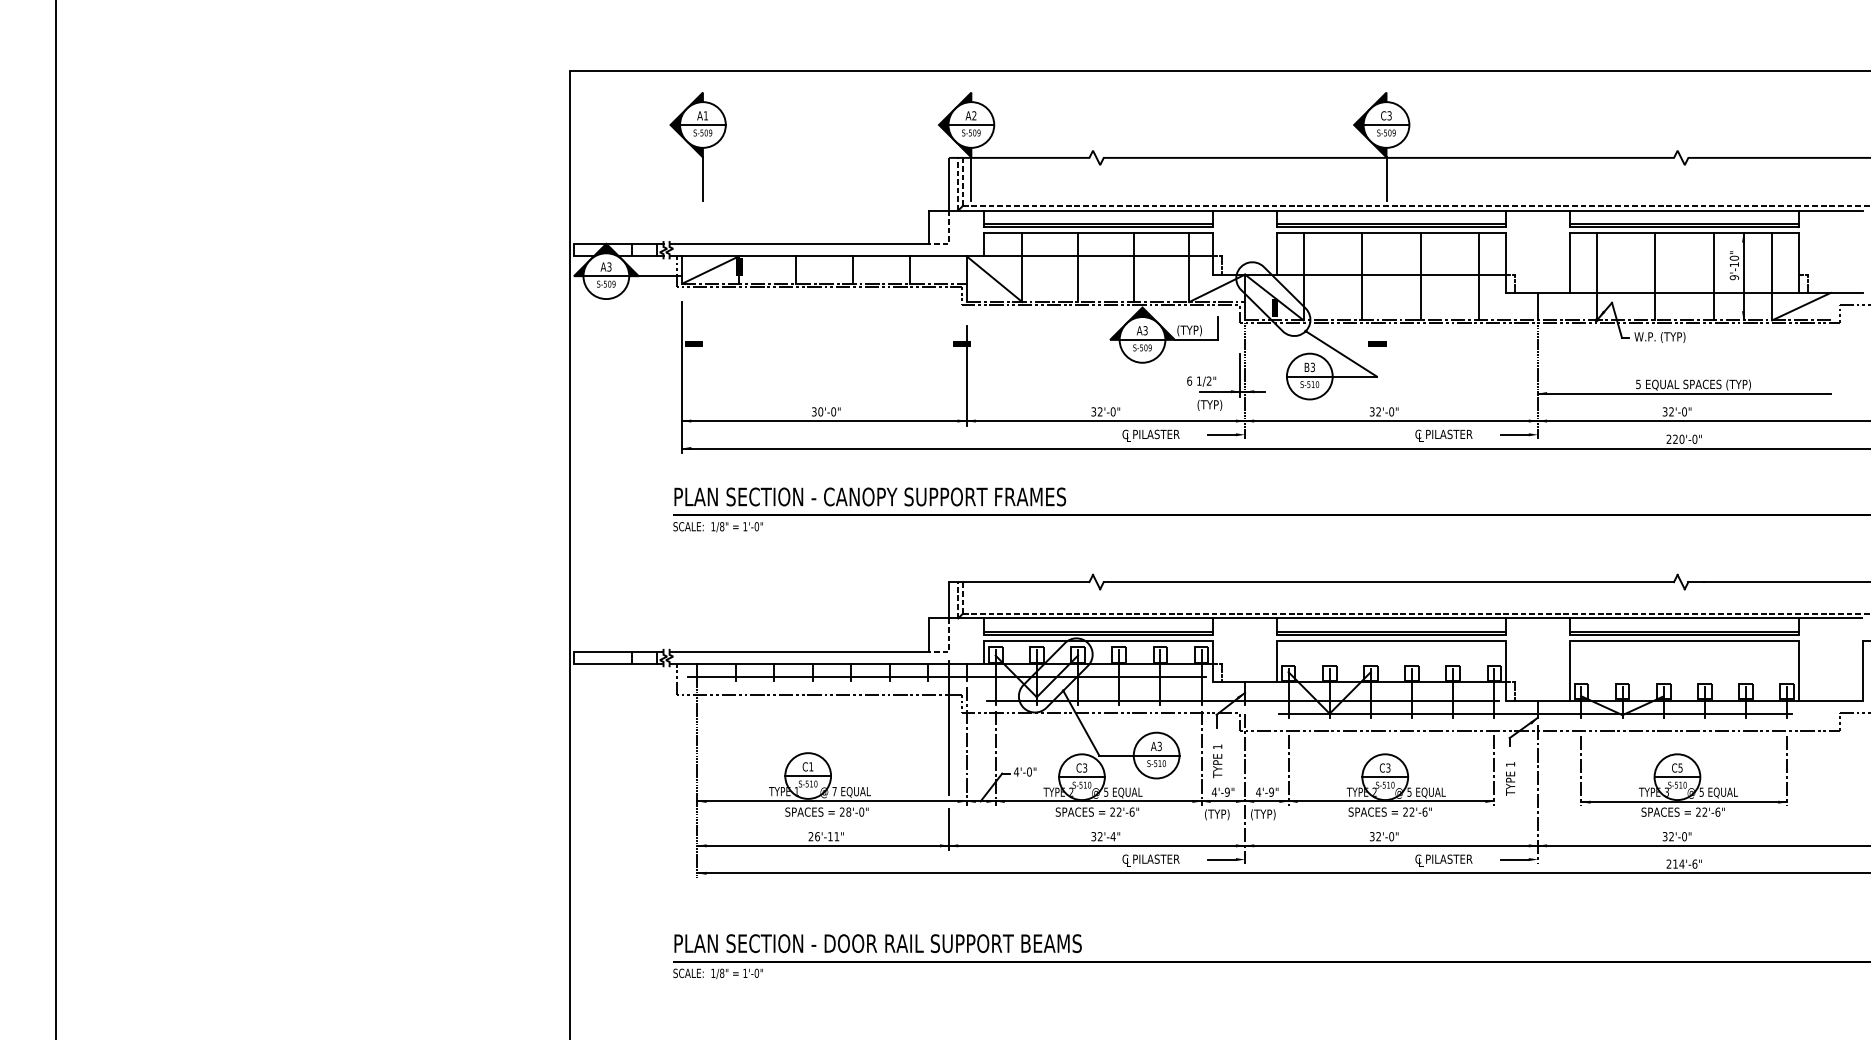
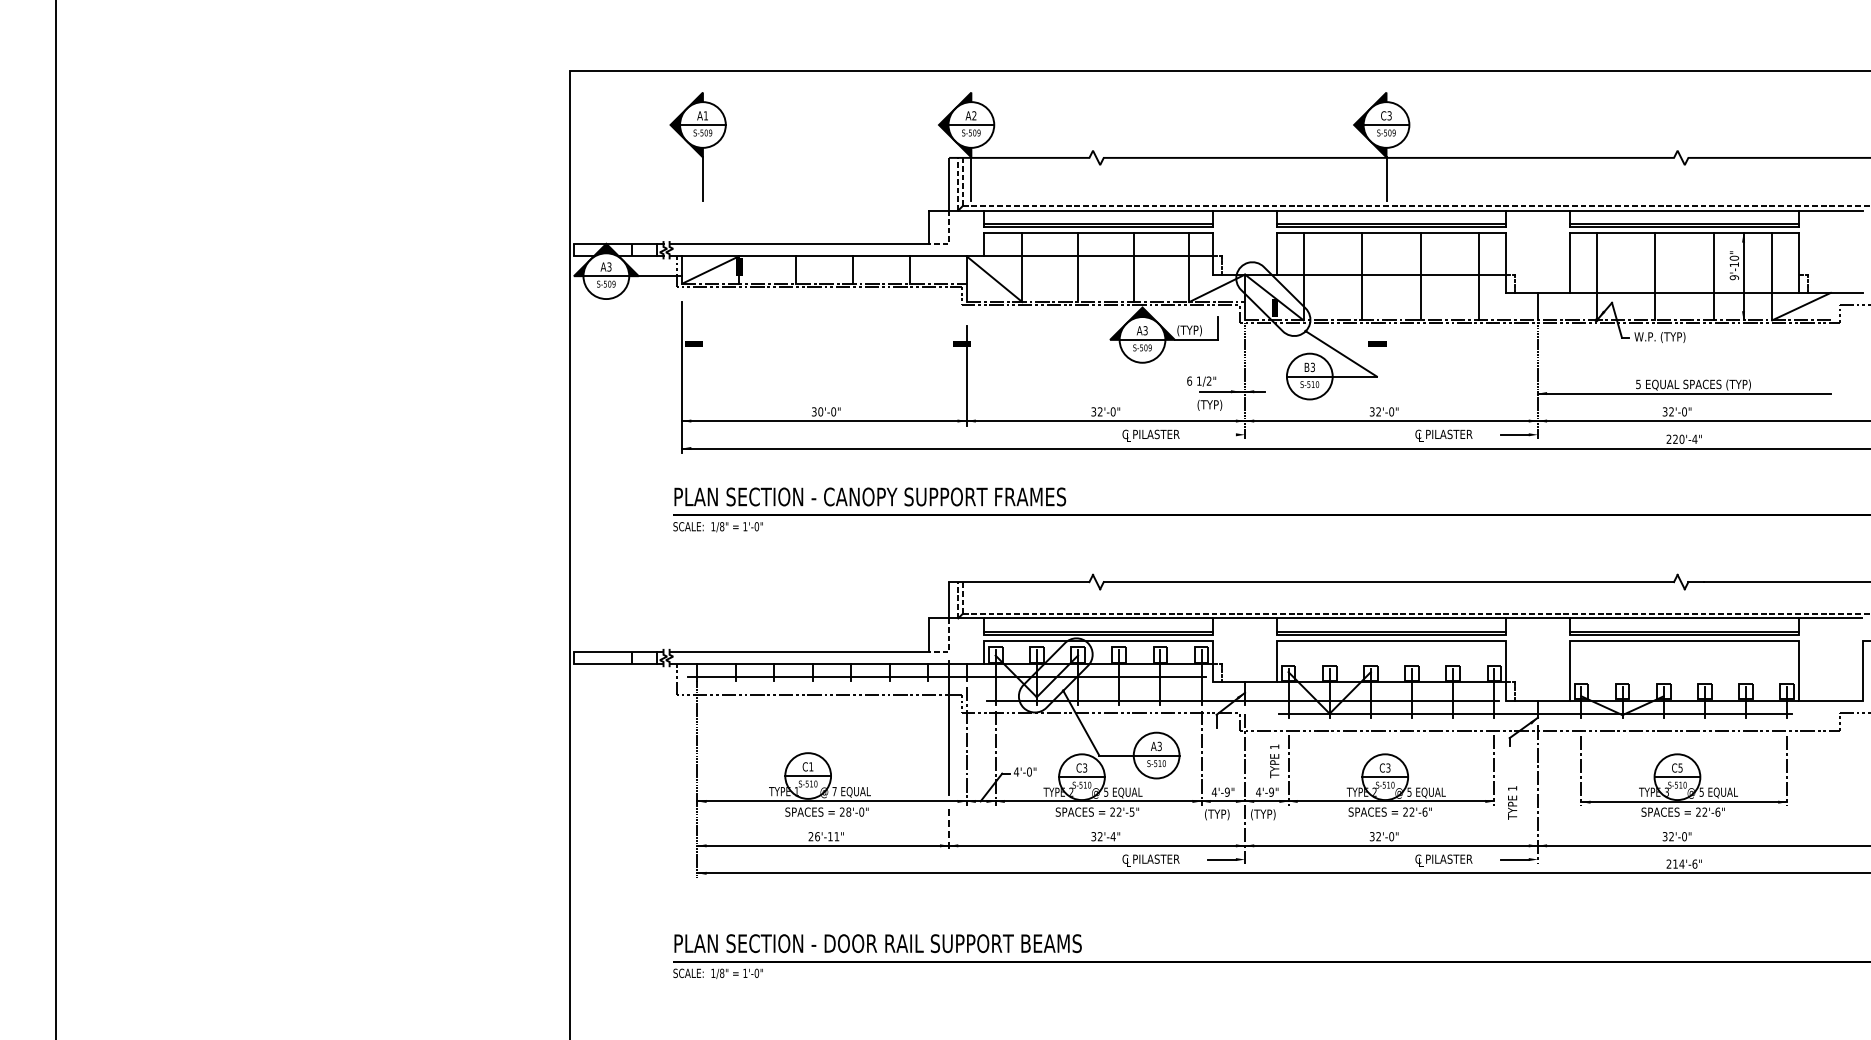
line: present -> none (1240, 375)
line: present -> none (1221, 434)
text: 220'-0" -> 220'-4" (1694, 438)
text position: (1217, 761) -> (1274, 761) (1274, 761)
text position: (1510, 778) -> (1512, 802) (1512, 802)
text: 22'-6" -> 22'-5" (1131, 811)
line: solid -> dashed (949, 829)
